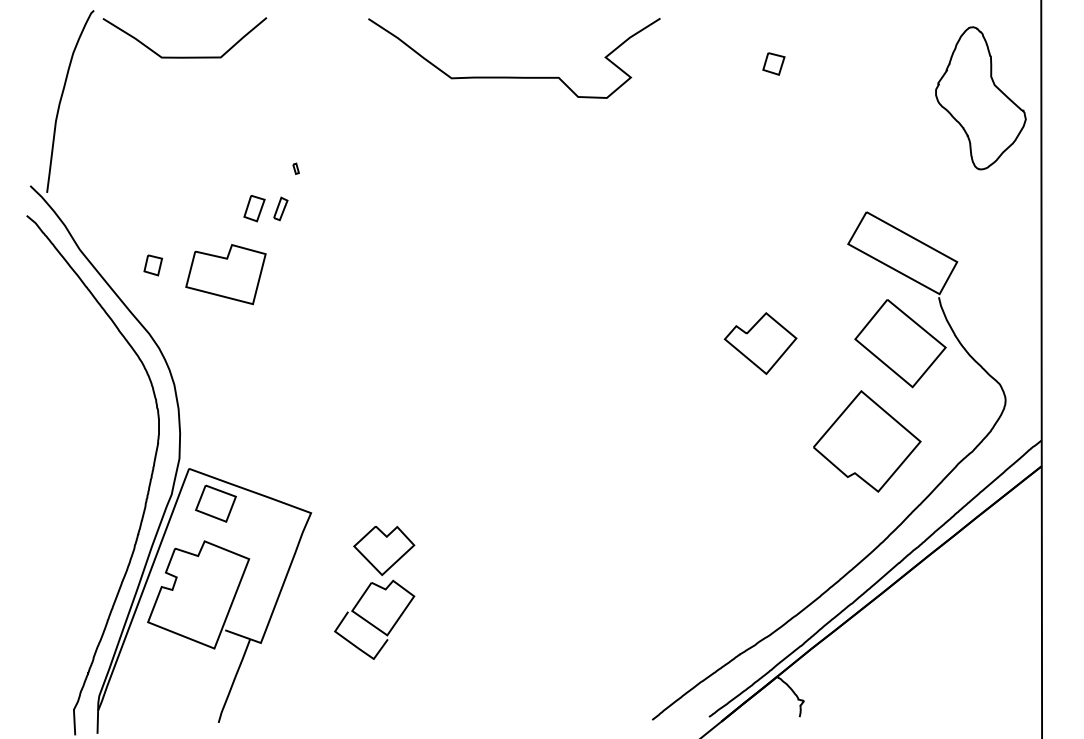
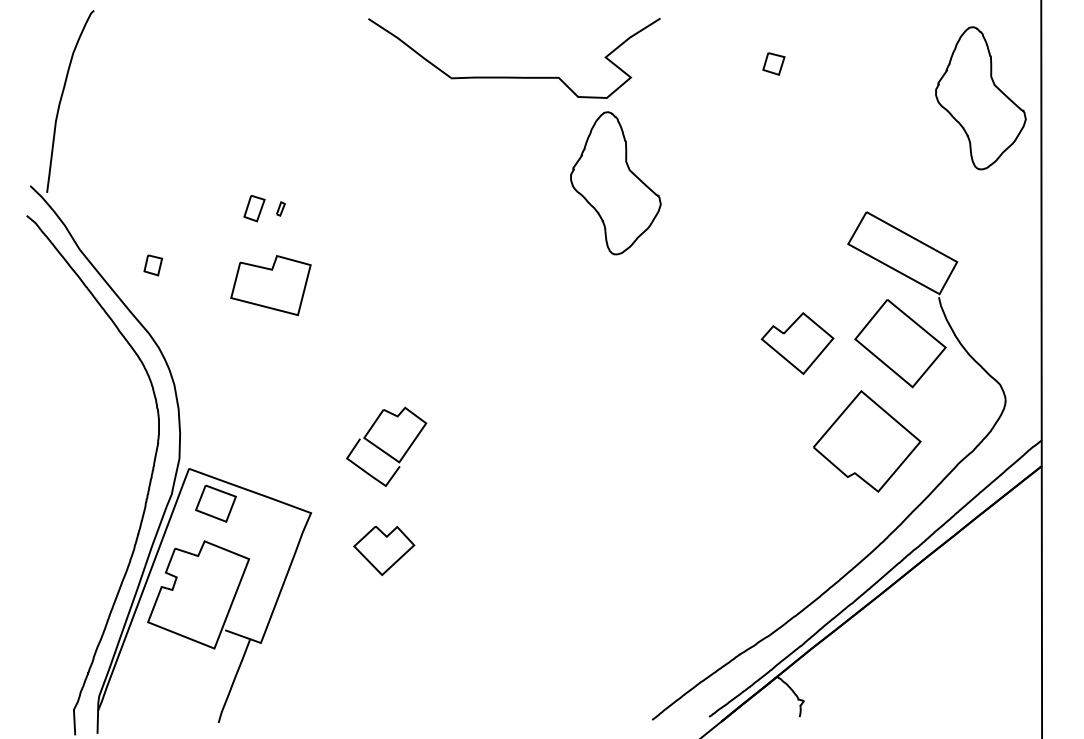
curve: present -> none (184, 56)
part: present -> none (295, 168)
part: none -> present (615, 183)
part size: 16x26 px -> 10x16 px (280, 208)
part position: (225, 274) -> (270, 285) (270, 285)
part position: (760, 343) -> (797, 343) (797, 343)
part position: (374, 619) -> (386, 446) (386, 446)
